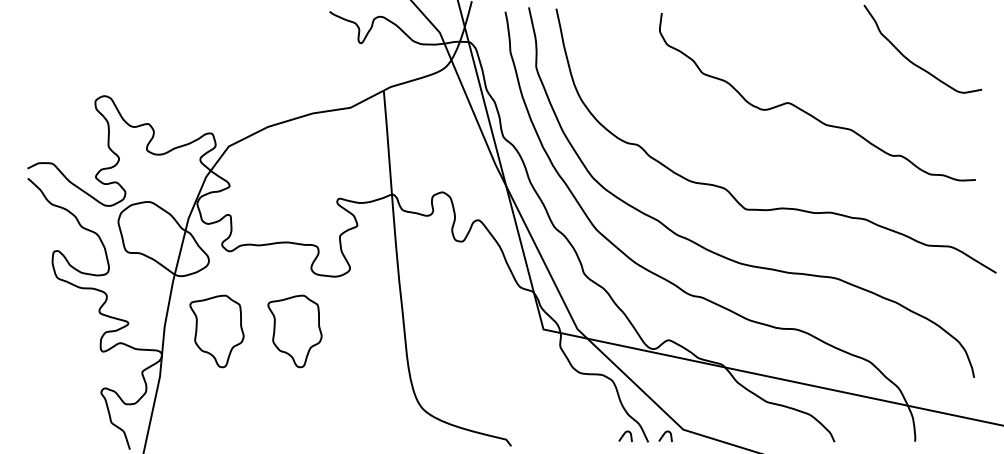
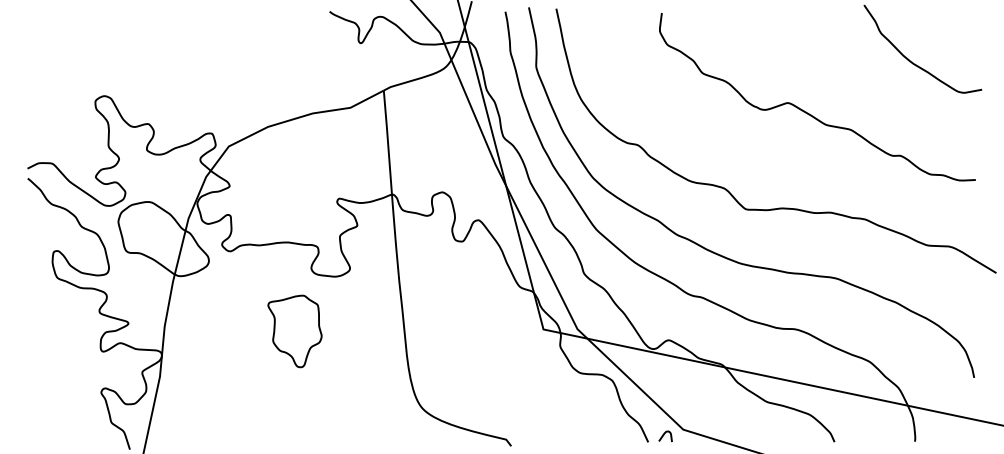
part: present -> none (216, 331)
curve: present -> none (624, 435)
